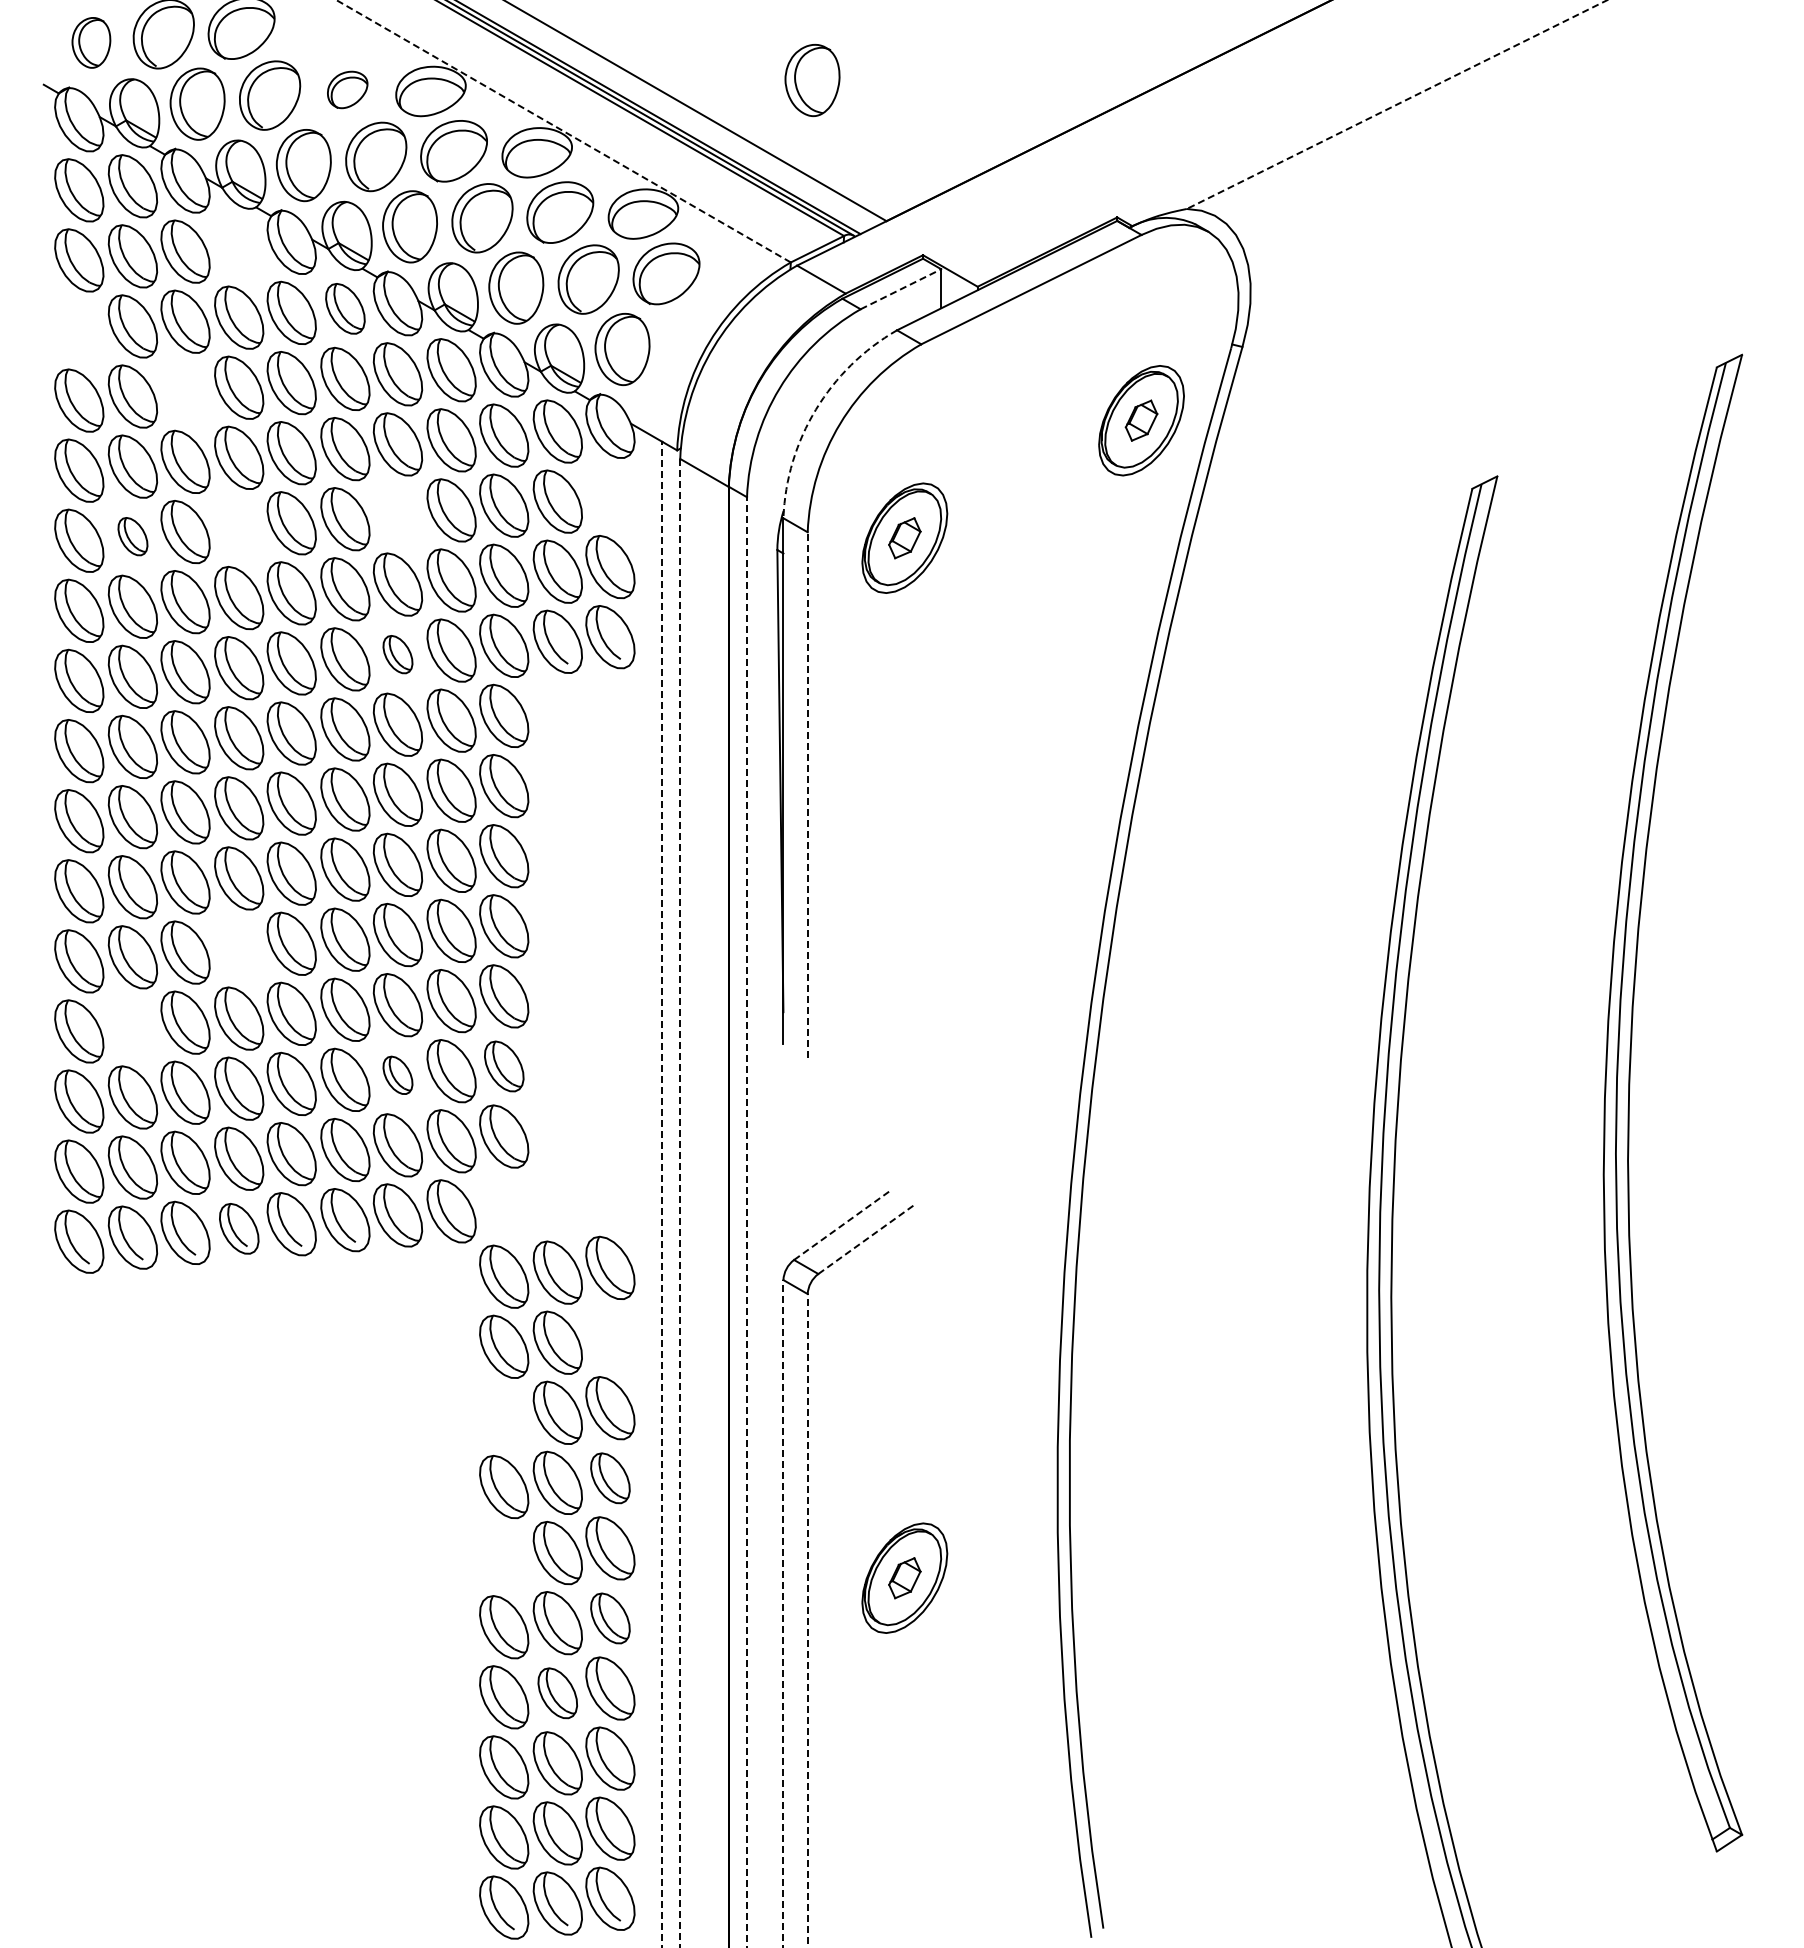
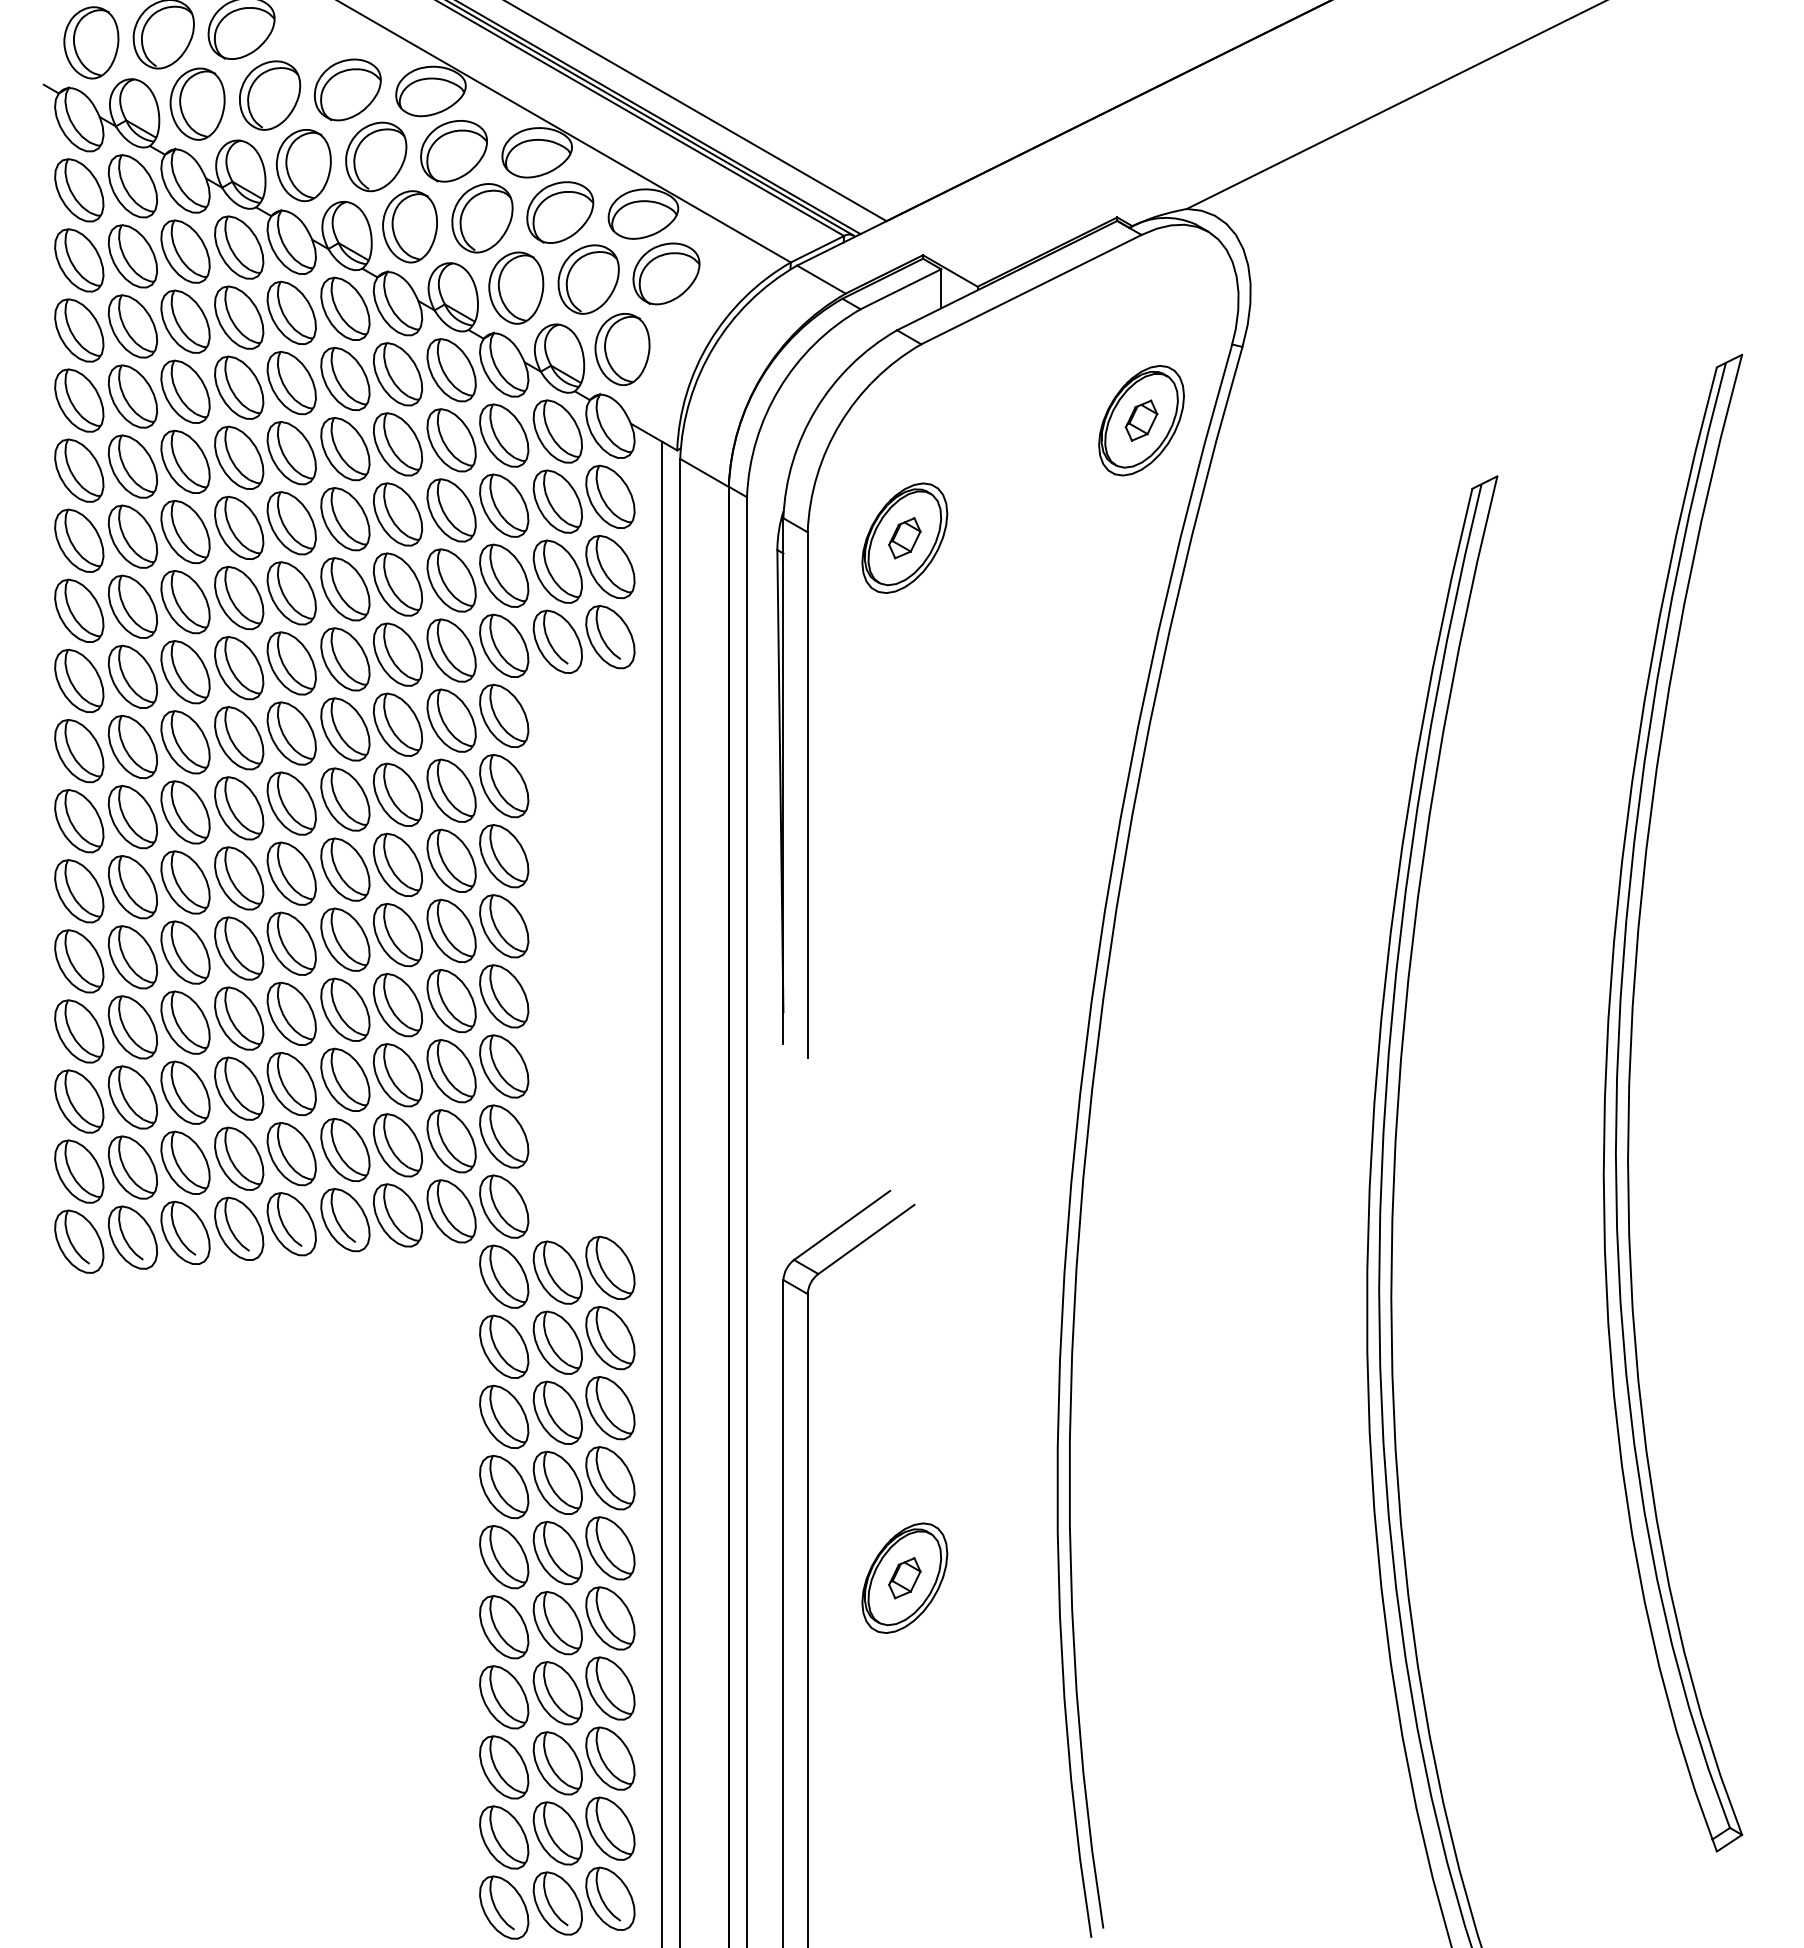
part size: 41x52 px -> 57x74 px (91, 42)
part: present -> none (812, 80)
part size: 42x40 px -> 69x64 px (347, 89)
line: dashed -> solid (1397, 104)
line: dashed -> solid (563, 130)
part: none -> present (239, 247)
line: dashed -> solid (900, 289)
part size: 41x52 px -> 51x65 px (345, 308)
part: none -> present (79, 330)
part: none -> present (185, 391)
arc: dashed -> solid (815, 409)
part: none -> present (610, 496)
part: none -> present (397, 514)
part: none -> present (239, 527)
part size: 32x40 px -> 52x65 px (132, 536)
part size: 32x40 px -> 52x65 px (397, 654)
line: dashed -> solid (807, 795)
part: none -> present (239, 948)
part: none -> present (132, 1027)
part size: 41x53 px -> 51x65 px (504, 1066)
part size: 32x40 px -> 52x65 px (397, 1075)
line: dashed -> solid (662, 1194)
line: dashed -> solid (680, 1203)
part: none -> present (504, 1206)
line: dashed -> solid (747, 1221)
line: dashed -> solid (842, 1225)
part size: 41x52 px -> 51x65 px (239, 1228)
line: dashed -> solid (866, 1239)
part: none -> present (610, 1338)
part: none -> present (504, 1416)
part size: 41x53 px -> 51x65 px (610, 1478)
part: none -> present (504, 1557)
line: dashed -> solid (783, 1613)
part size: 41x53 px -> 51x65 px (610, 1618)
line: dashed -> solid (807, 1620)
part size: 41x53 px -> 51x65 px (557, 1693)
